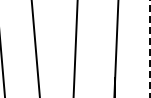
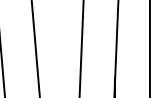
line position: (75, 48) -> (81, 48) (81, 48)
line: dashed -> solid (149, 48)
